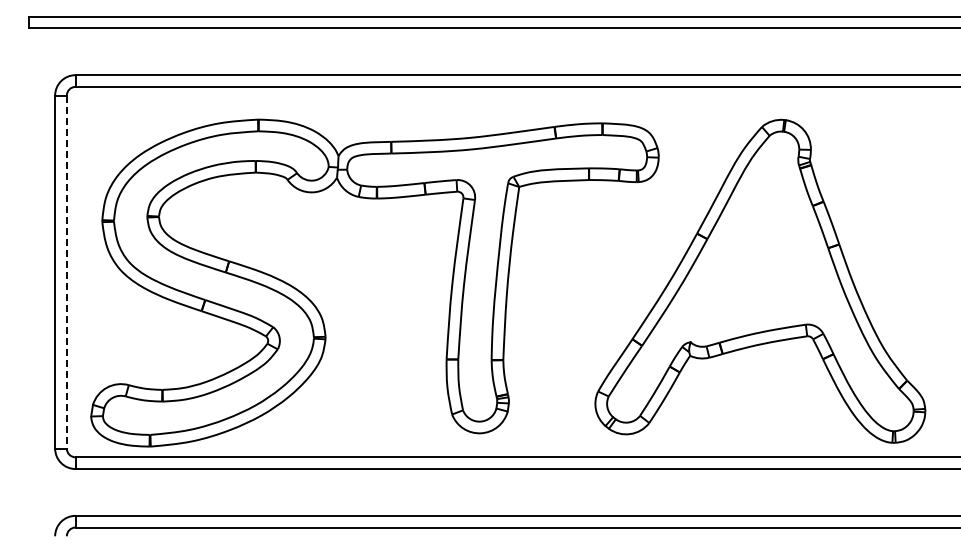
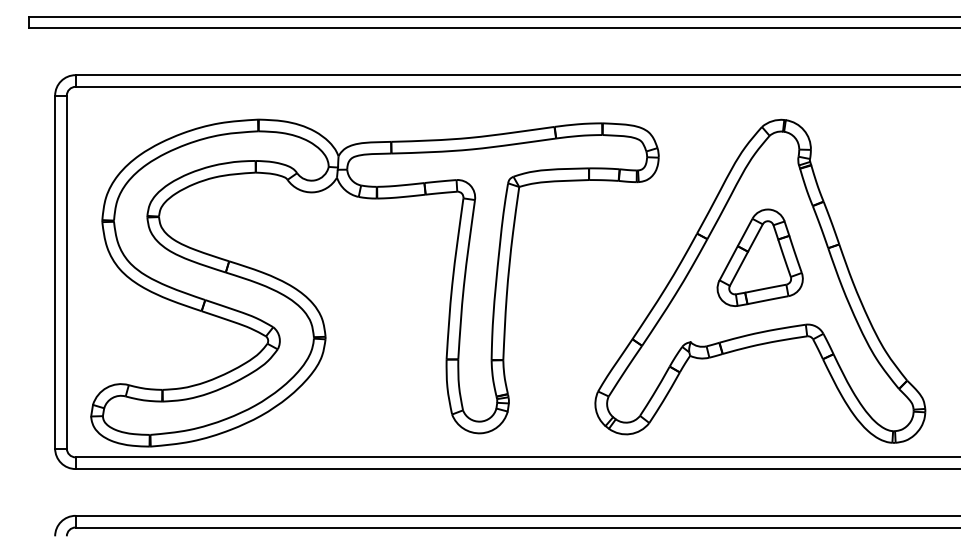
part: none -> present (759, 257)
line: dashed -> solid (66, 272)
